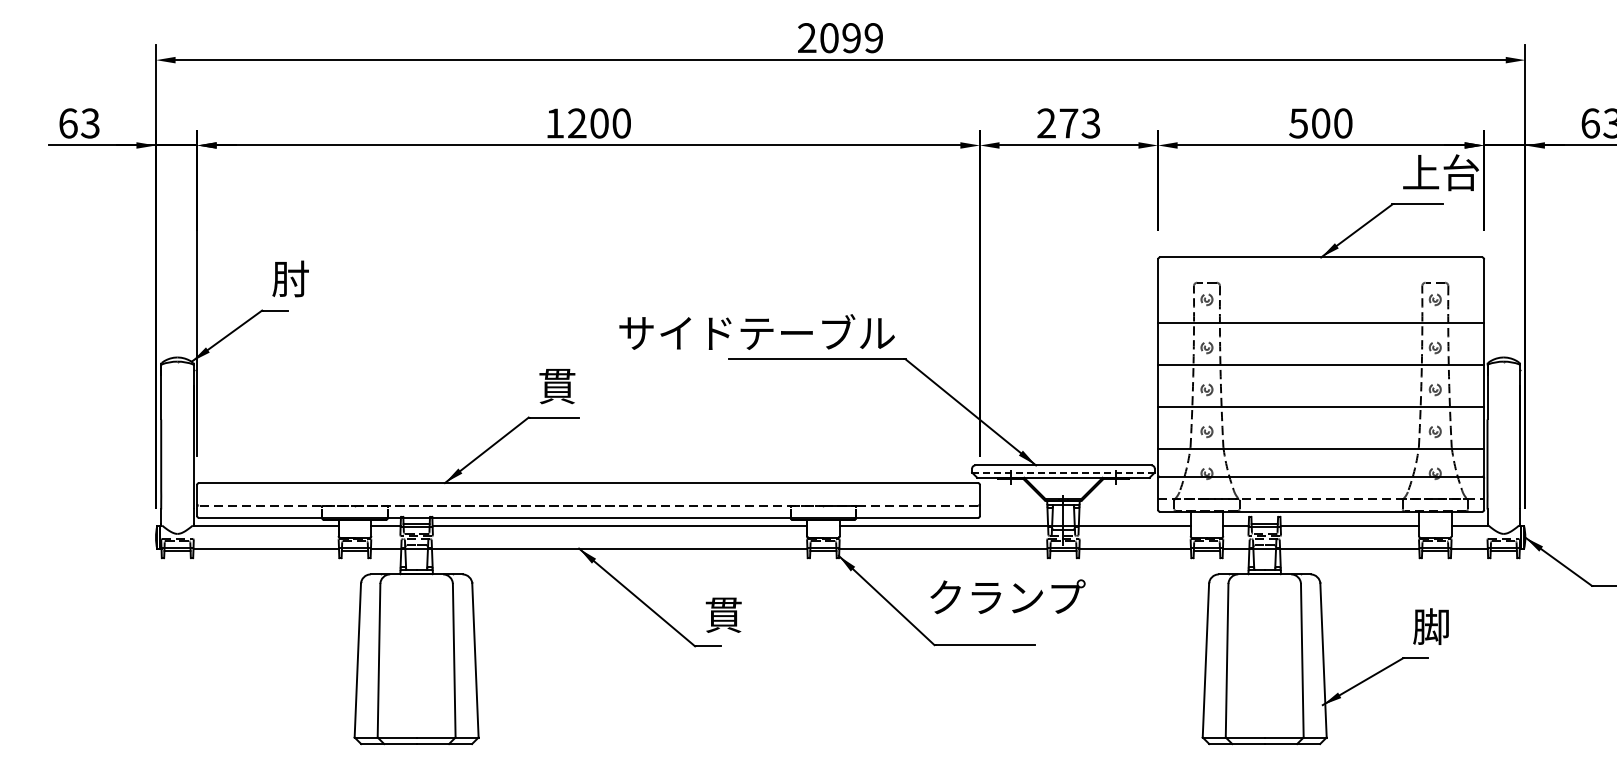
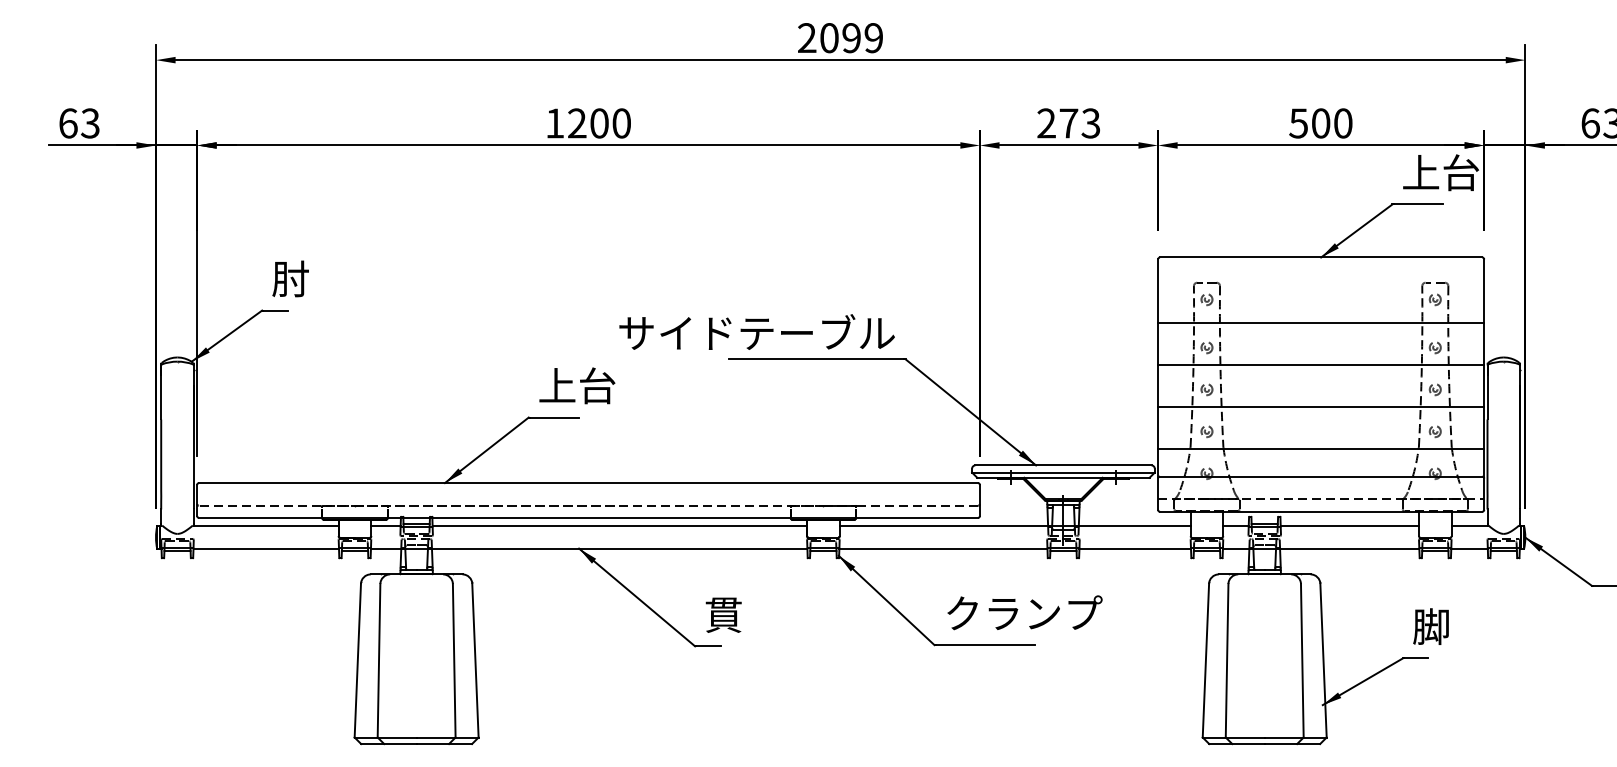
text: 貫 -> 上台 (577, 385)
line: dashed -> solid (1063, 472)
text position: (1007, 596) -> (1024, 612) (1024, 612)
